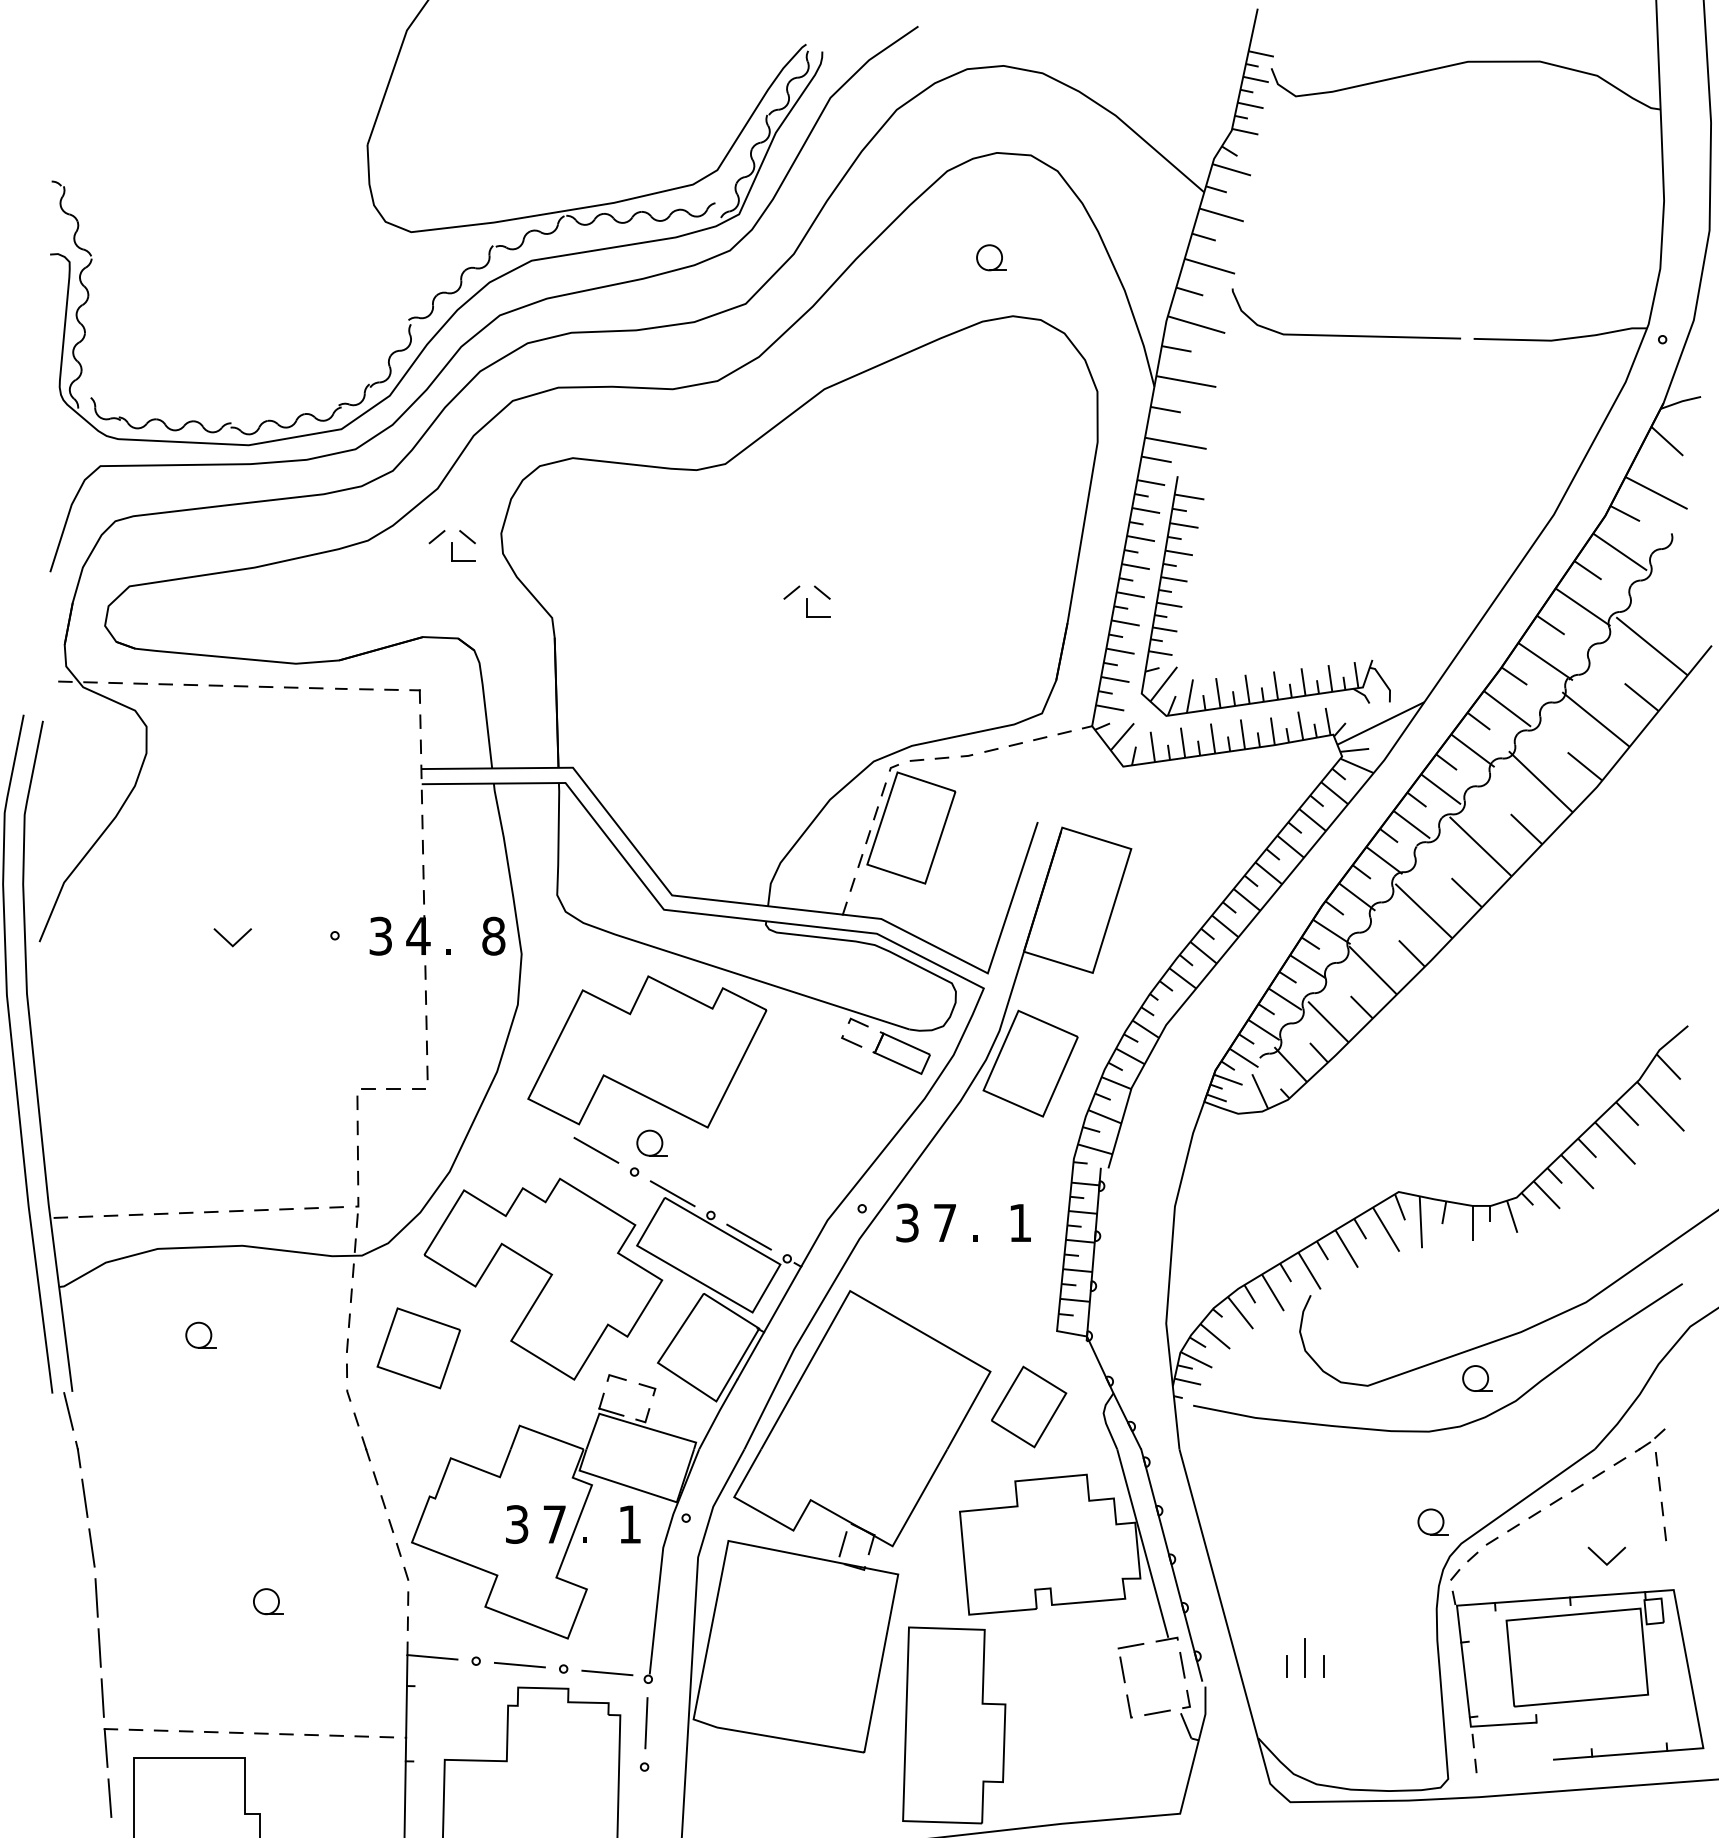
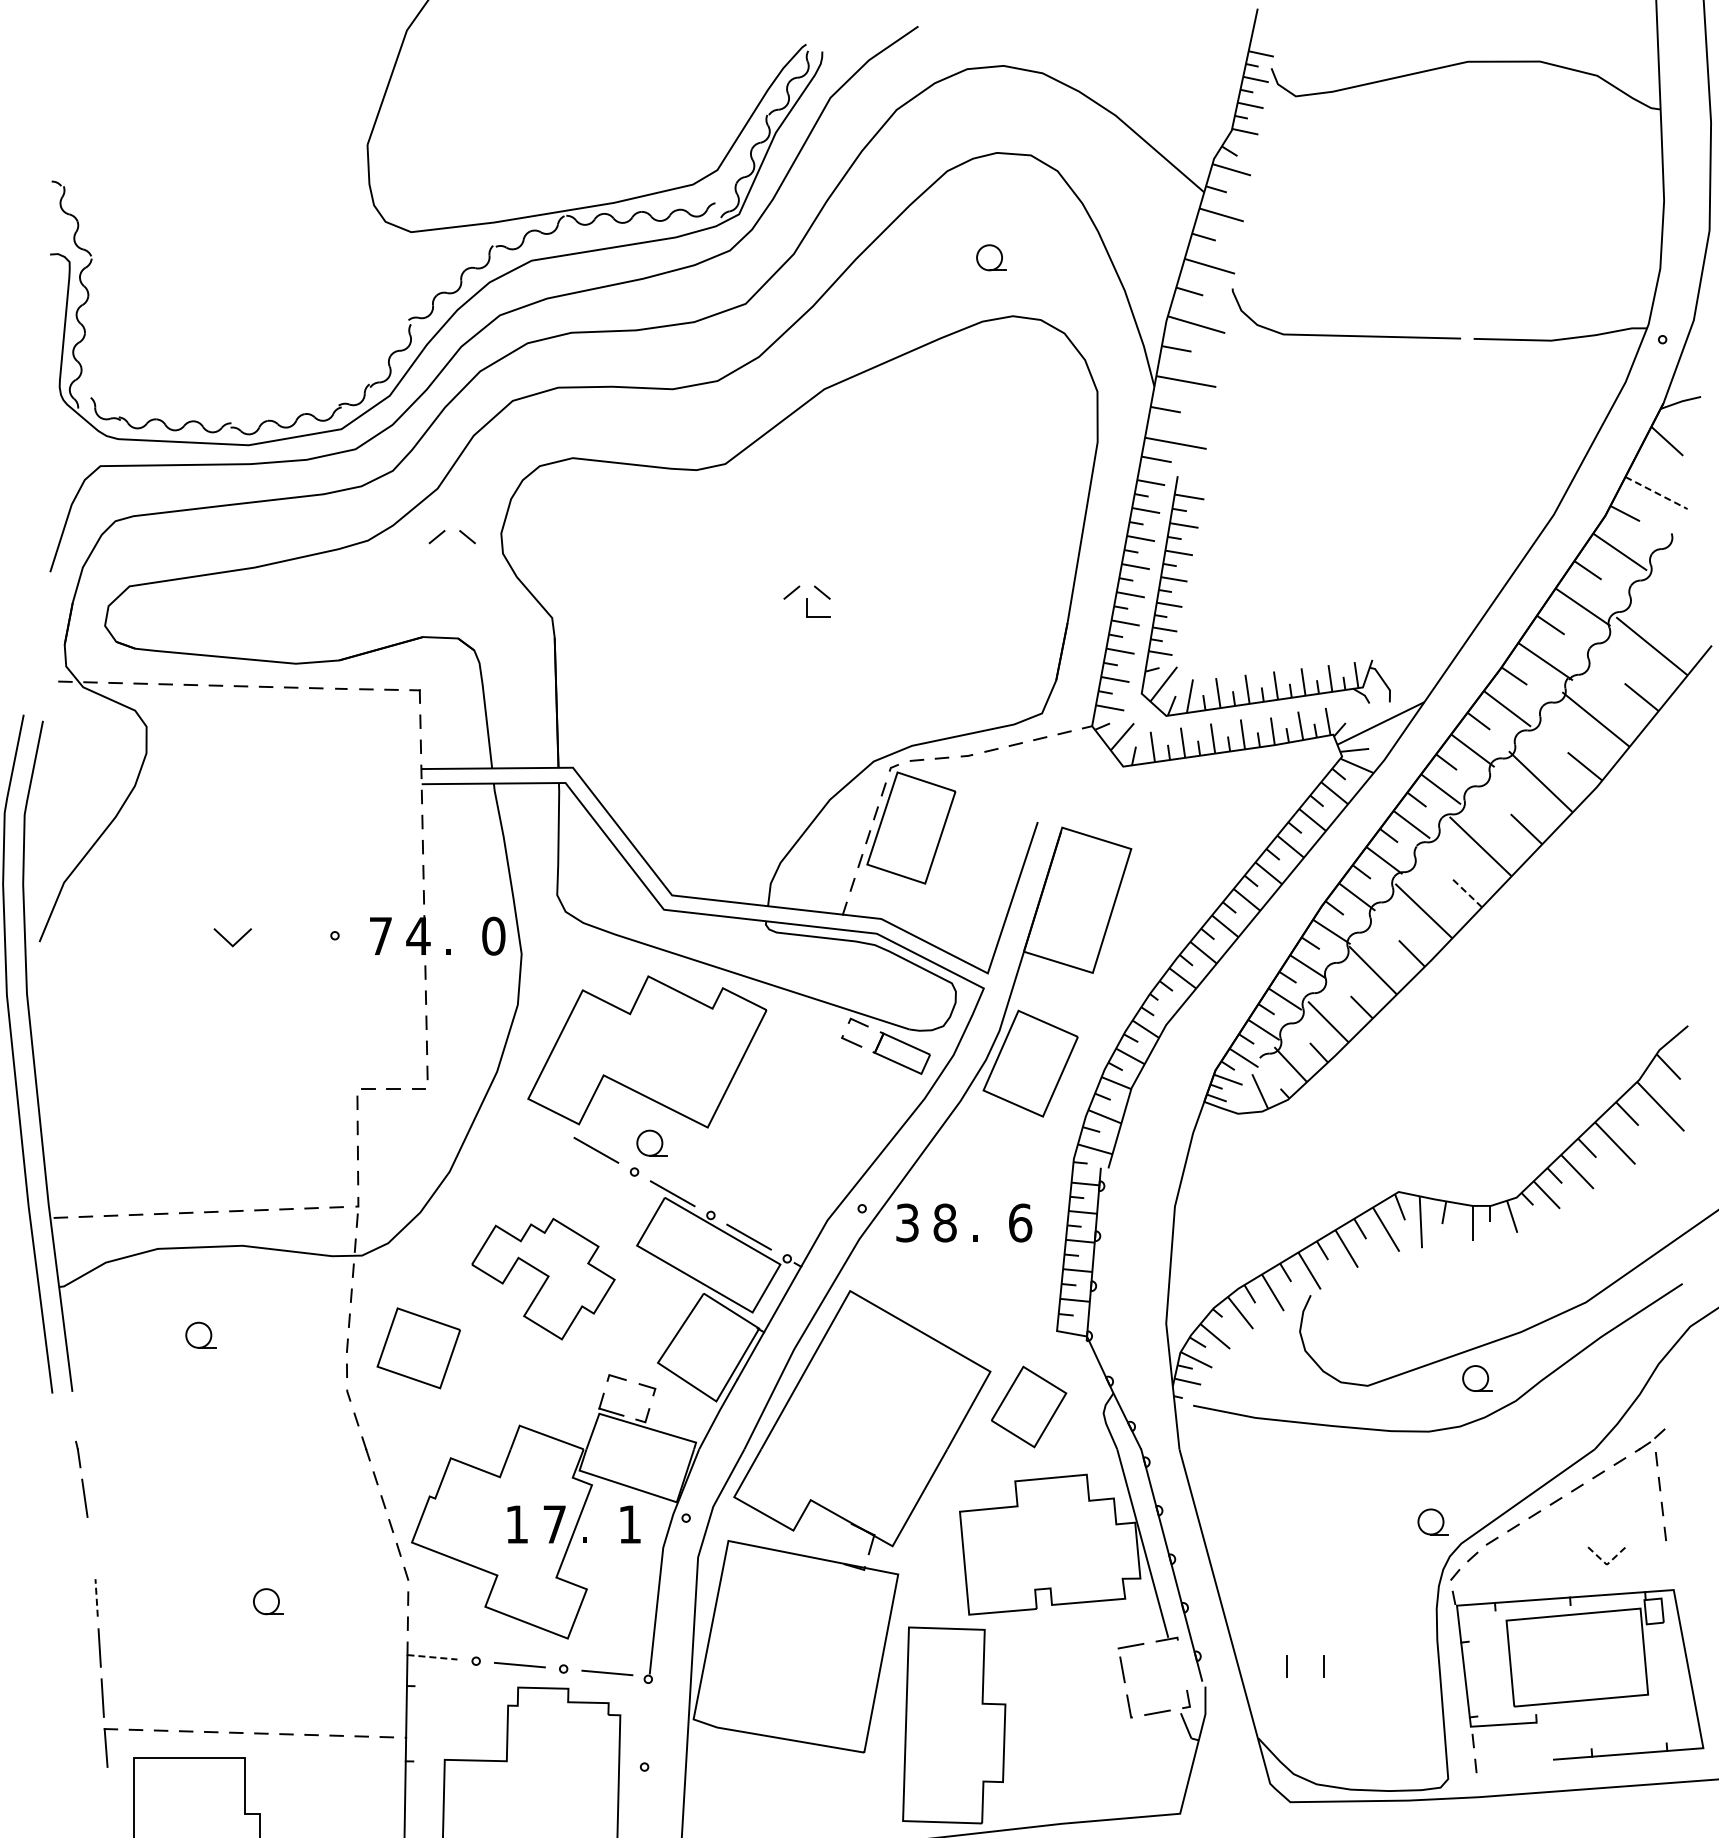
line: solid -> dashed (1656, 493)
part: present -> none (463, 560)
line: solid -> dashed (1466, 892)
text: 3 -> 7 (380, 935)
text: 8 -> 0 (493, 936)
text: 7 -> 8 (944, 1222)
text: 1 -> 6 (1020, 1222)
part size: 241x204 px -> 145x124 px (543, 1278)
line: present -> none (68, 1411)
text: 3 -> 1 (517, 1524)
line: present -> none (842, 1544)
line: present -> none (91, 1547)
line: solid -> dashed (1606, 1564)
line: solid -> dashed (96, 1597)
line: solid -> dashed (432, 1657)
line: present -> none (1305, 1658)
line: present -> none (1182, 1664)
line: present -> none (646, 1723)
line: present -> none (109, 1797)
